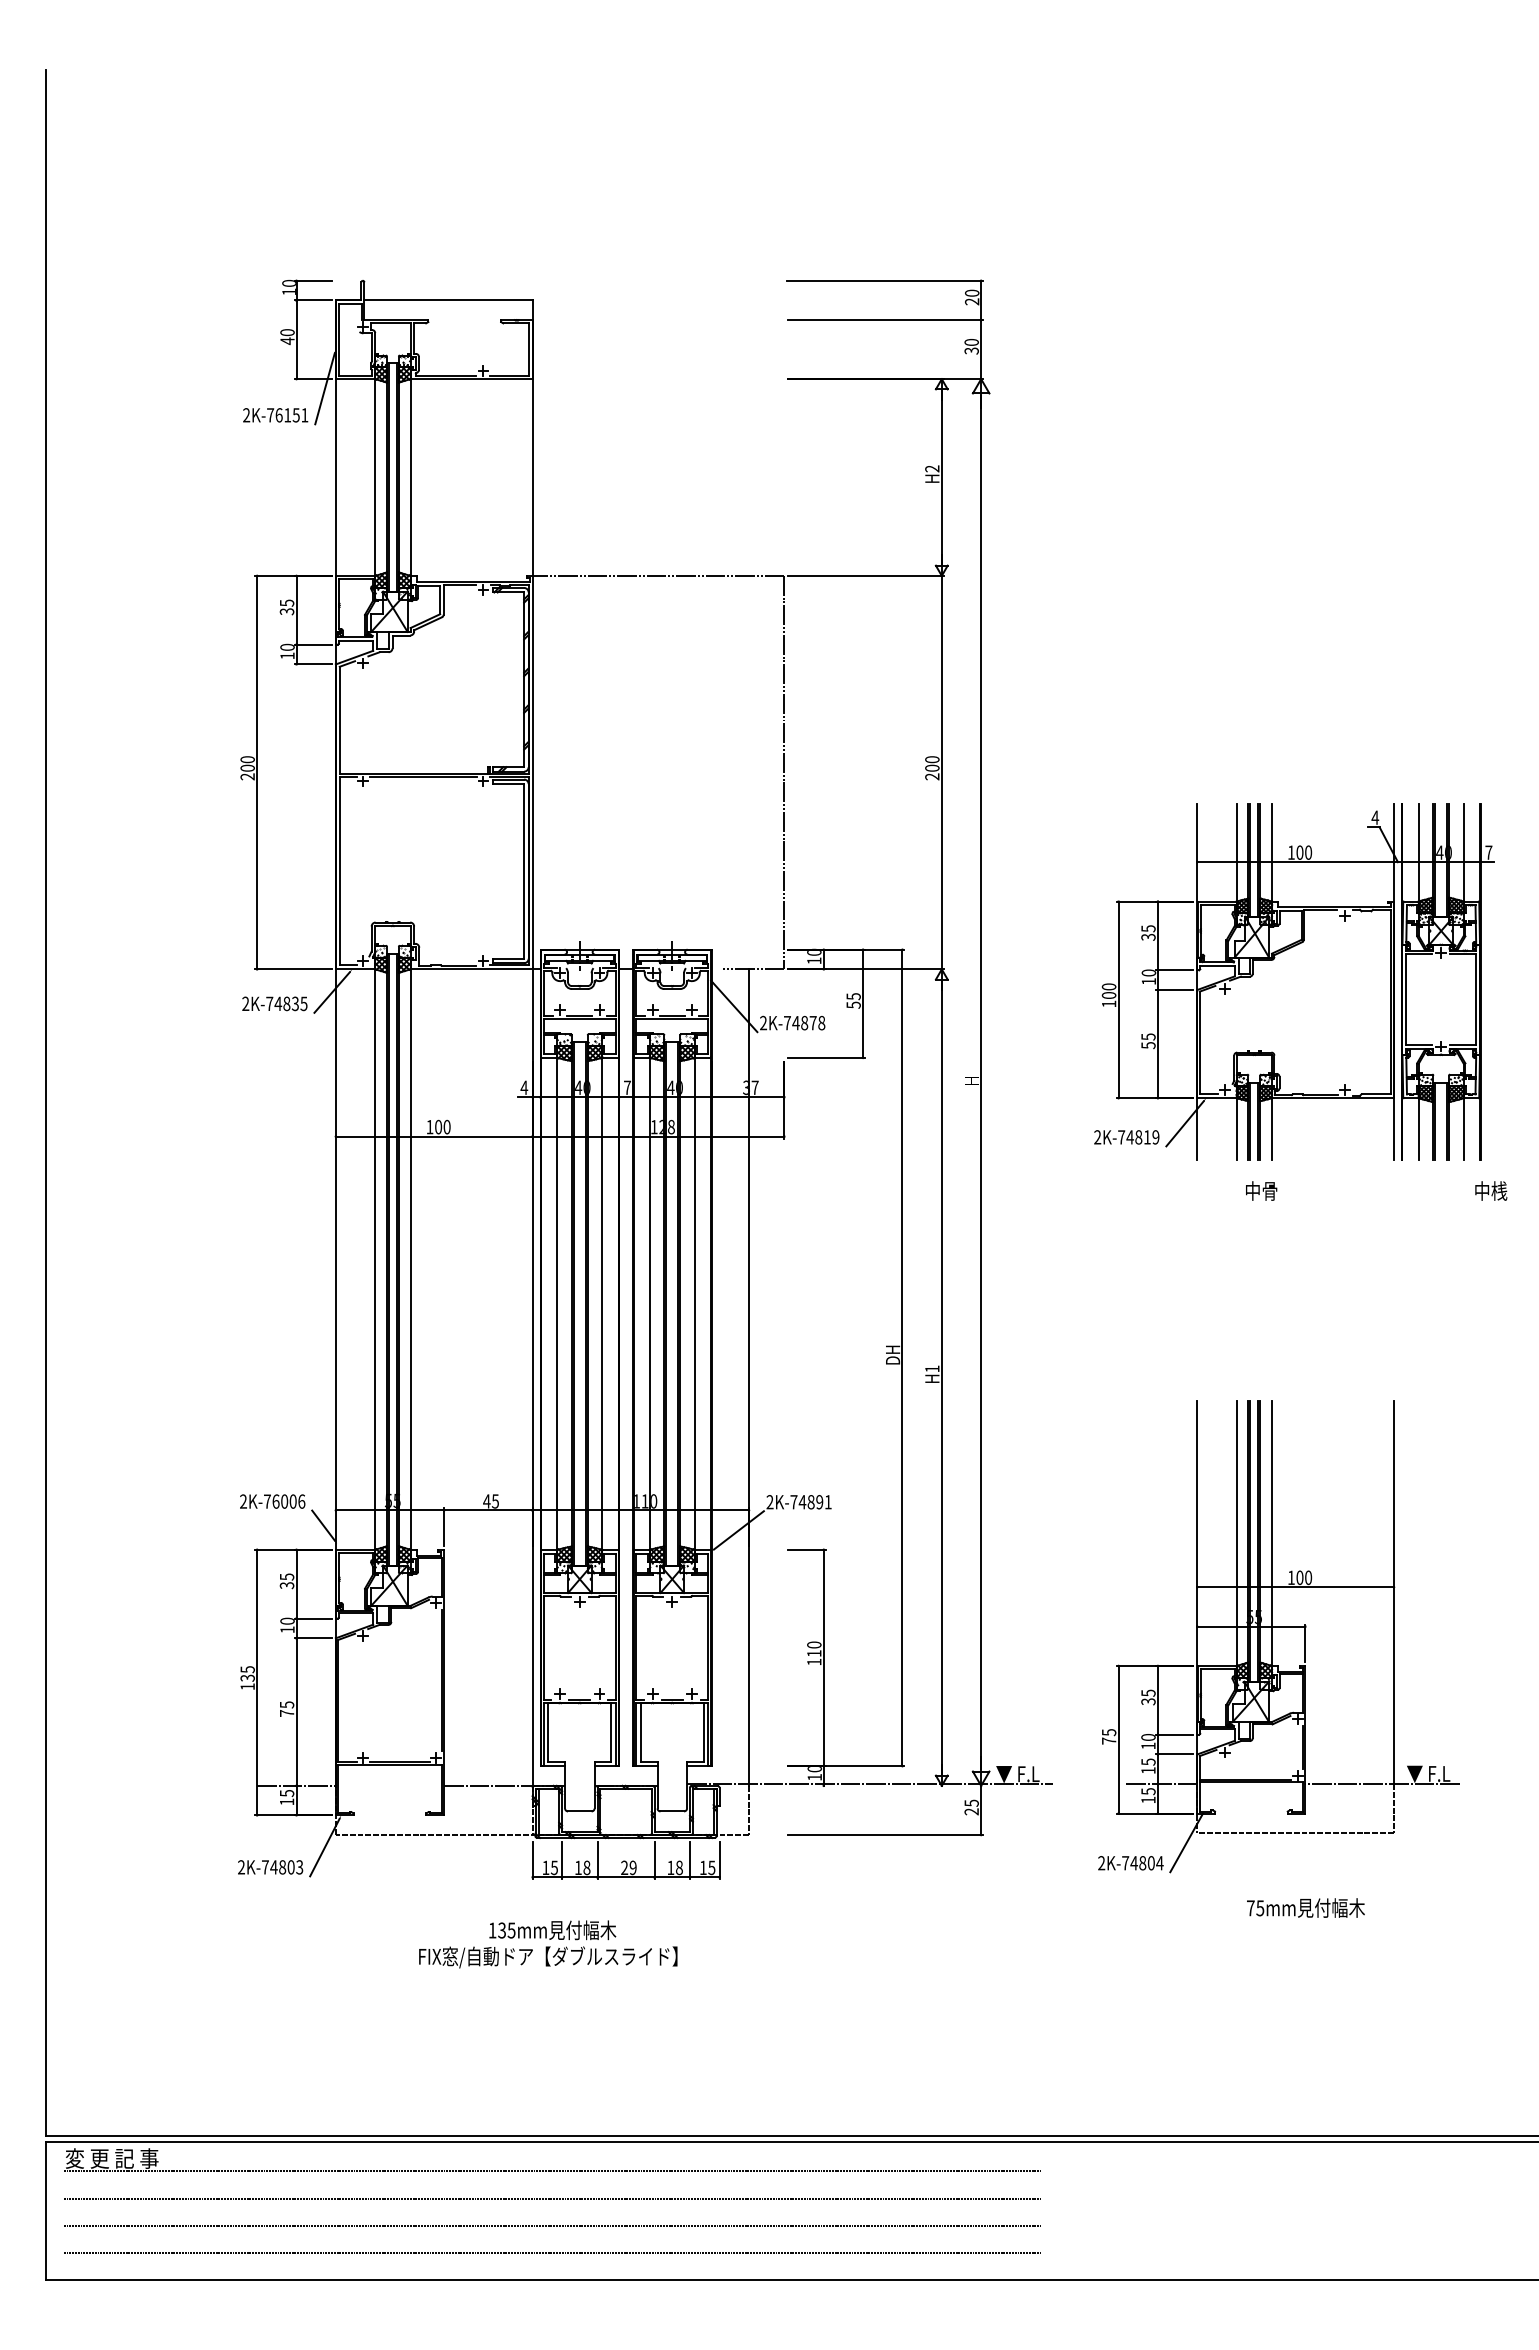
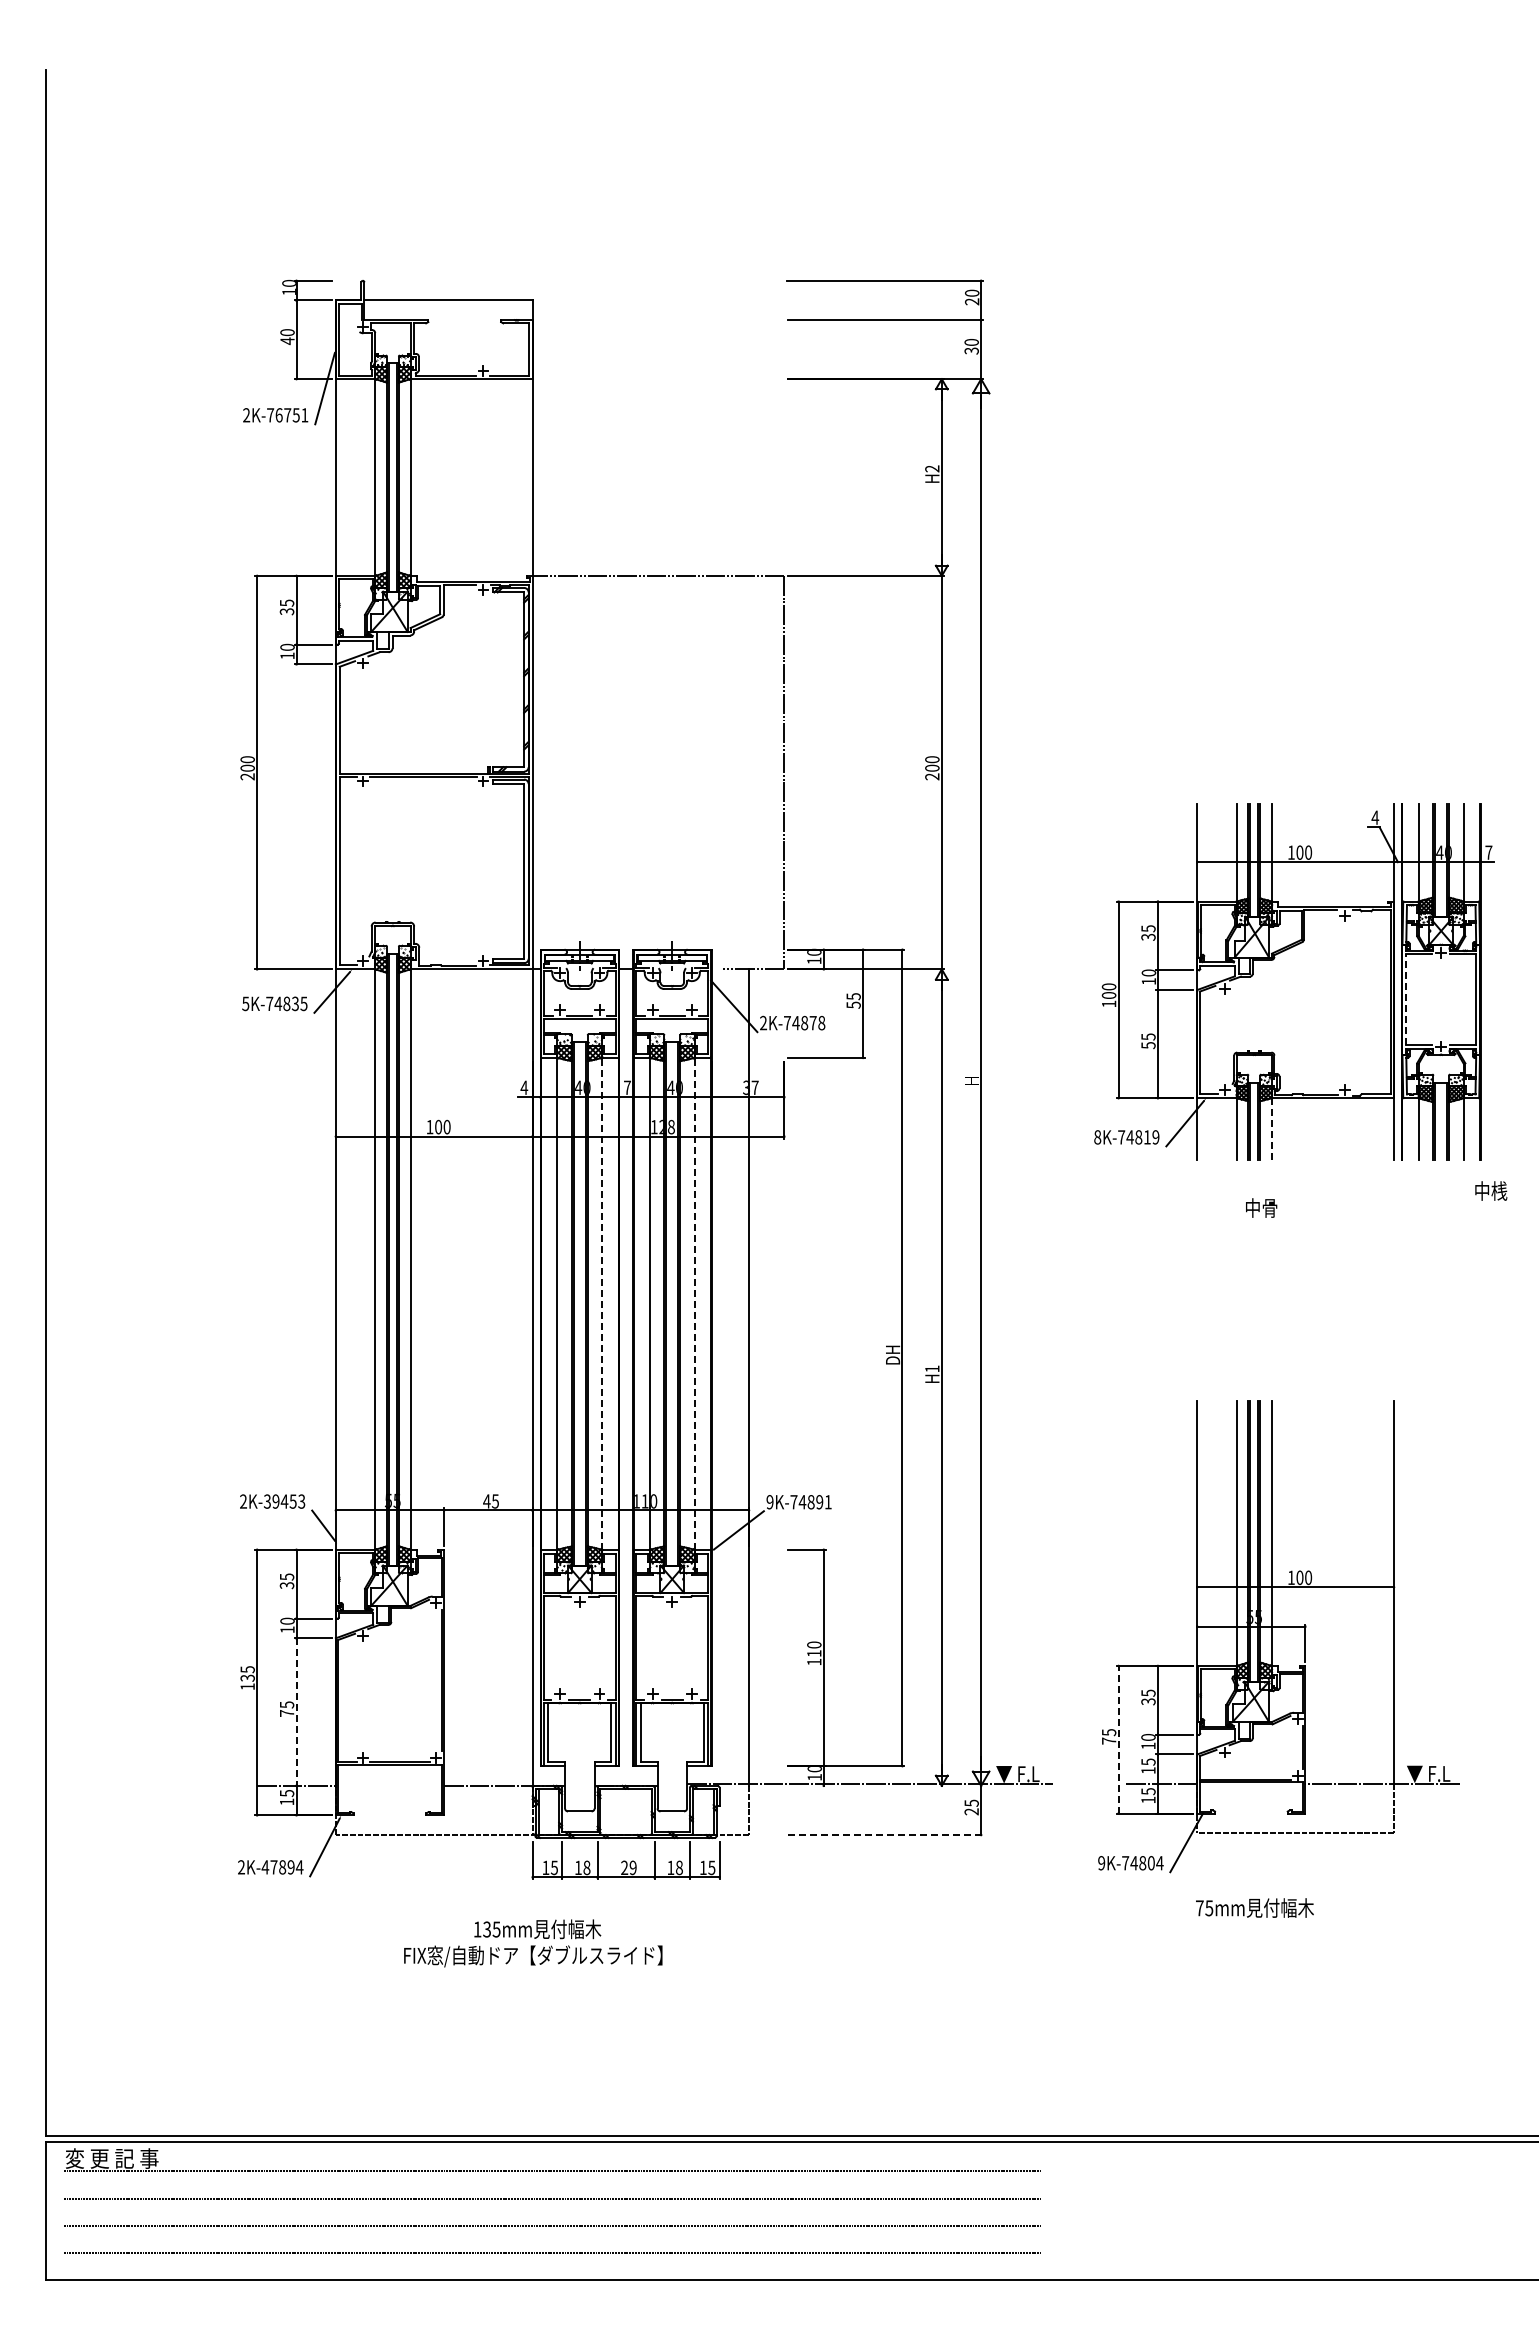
text: 2K-76151 -> 2K-76751 (287, 415)
line: solid -> dashed (1406, 999)
text: 2K-74835 -> 5K-74835 (245, 1003)
line: solid -> dashed (1272, 1129)
text: 2K-74819 -> 8K-74819 (1097, 1137)
text position: (1261, 1190) -> (1261, 1207) (1261, 1207)
line: solid -> dashed (602, 1303)
line: solid -> dashed (694, 1303)
text: 2K-76006 -> 2K-39453 (284, 1501)
text: 2K-74891 -> 9K-74891 (769, 1502)
line: solid -> dashed (296, 1712)
line: solid -> dashed (1118, 1739)
line: solid -> dashed (886, 1835)
text: 2K-74804 -> 9K-74804 (1101, 1863)
text: 2K-74803 -> 2K-47894 (282, 1867)
text position: (1305, 1907) -> (1254, 1907) (1254, 1907)
text position: (548, 1944) -> (533, 1943) (533, 1943)
